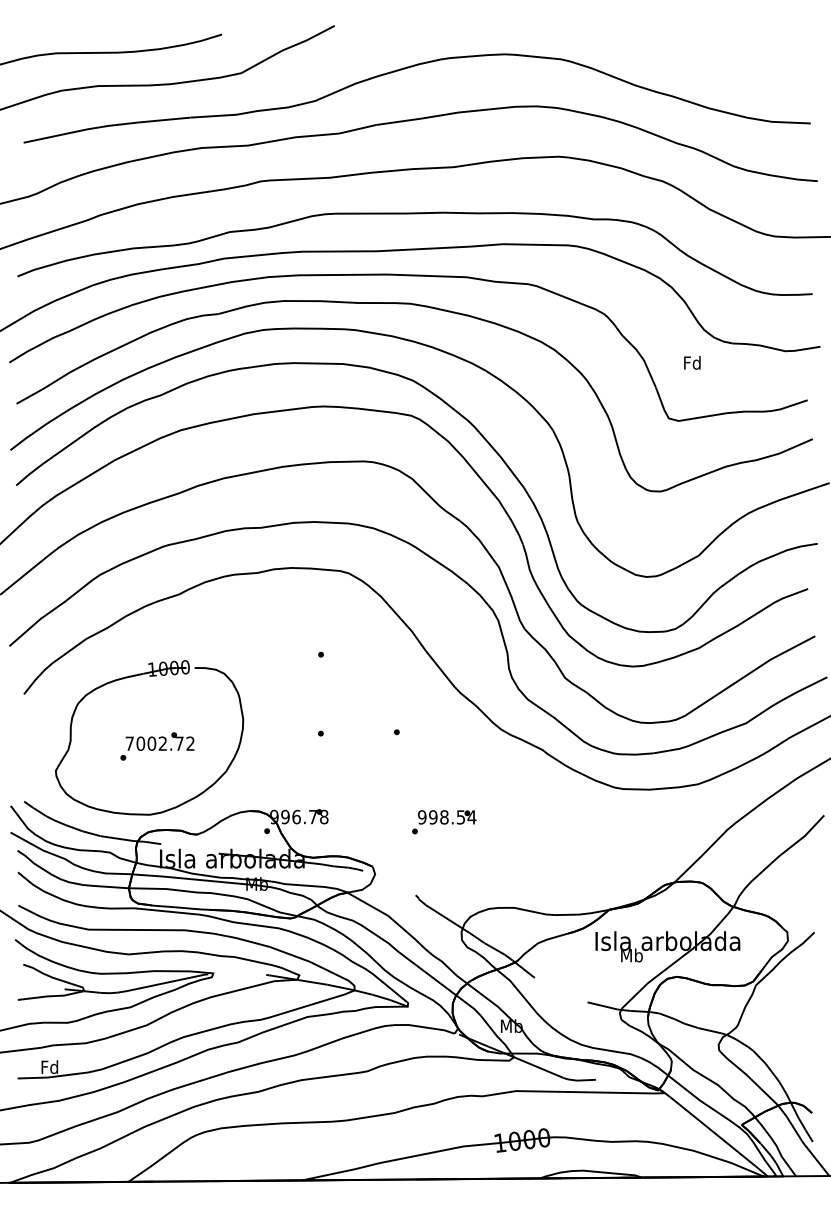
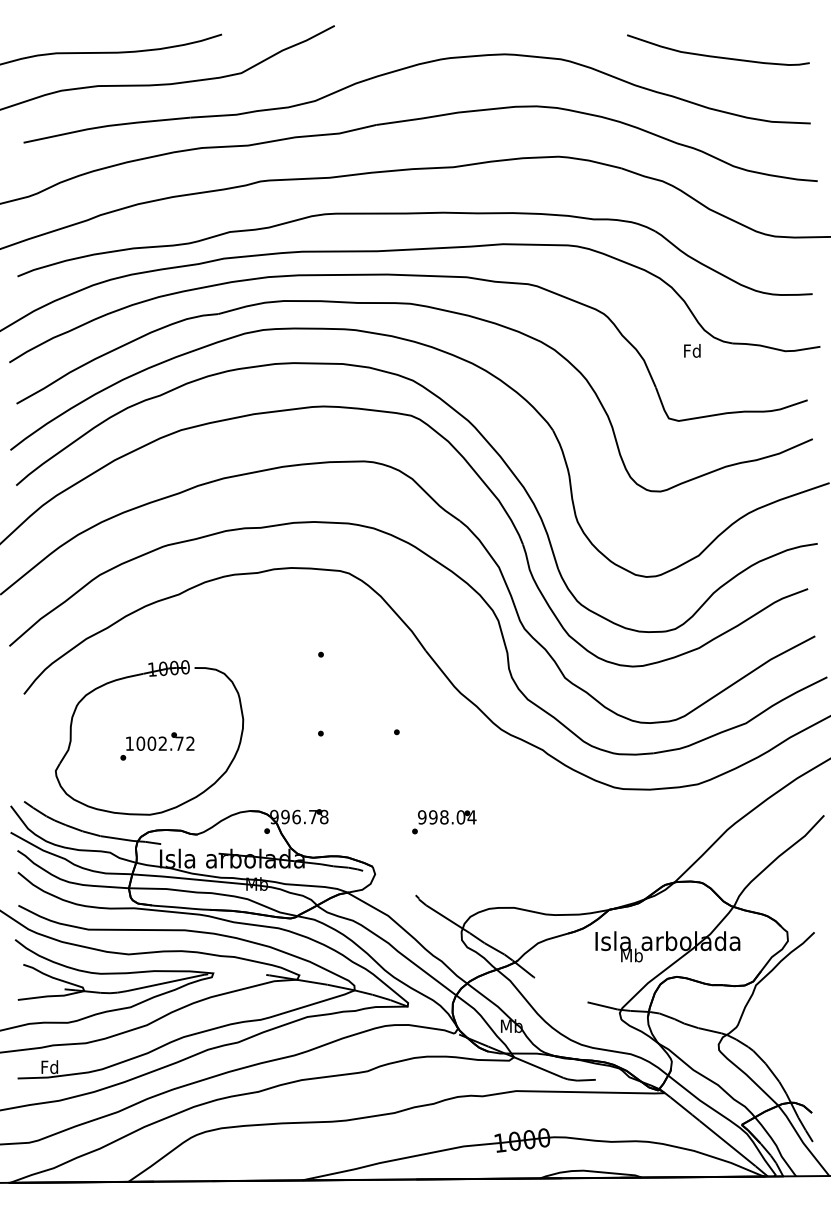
curve: none -> present (718, 56)
text position: (692, 362) -> (692, 350) (692, 350)
text: 7002.72 -> 1002.72 (129, 743)
text: 998.54 -> 998.04 (460, 817)
